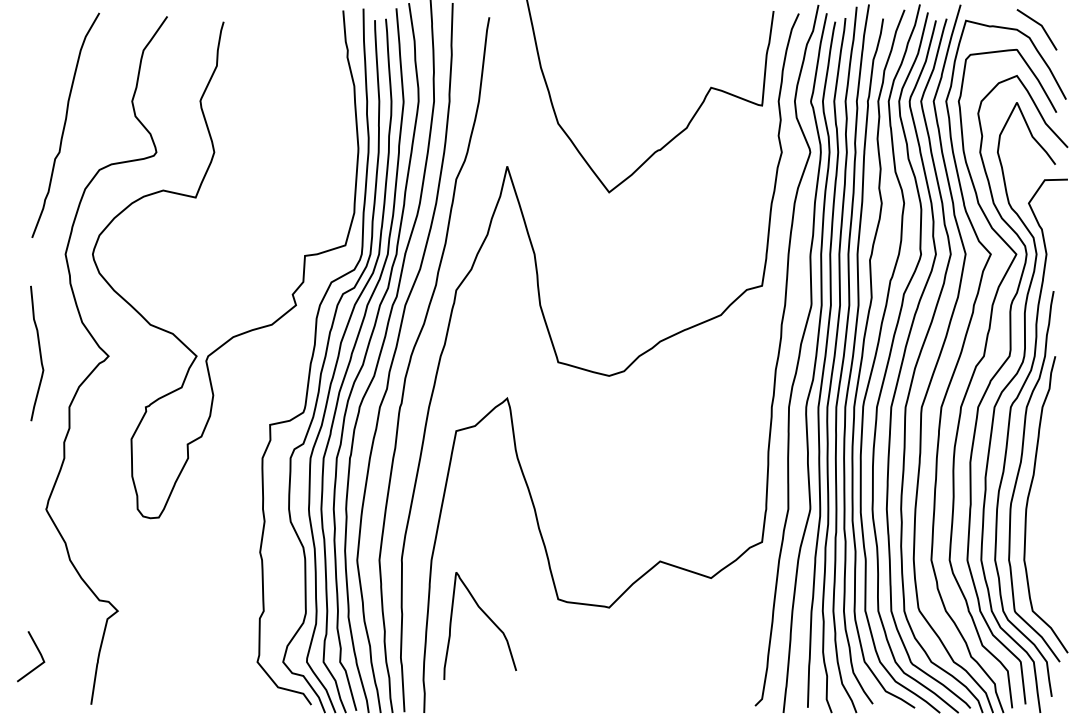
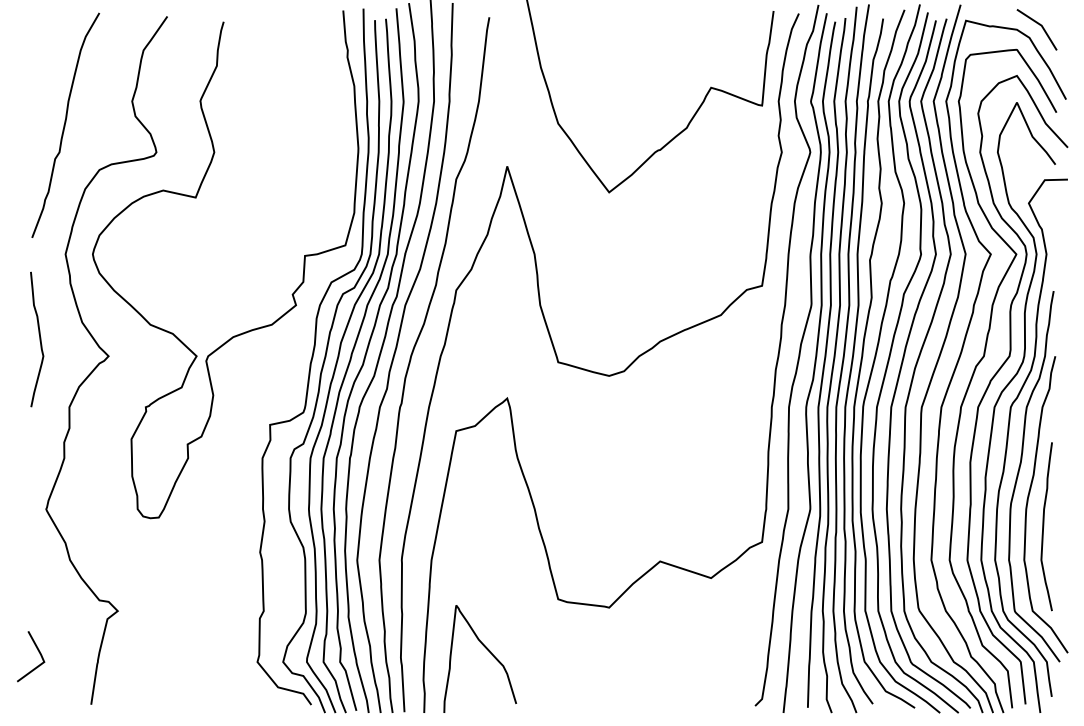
curve position: (39, 353) -> (39, 339) (39, 339)
curve: none -> present (1044, 526)
curve position: (487, 617) -> (487, 650) (487, 650)
